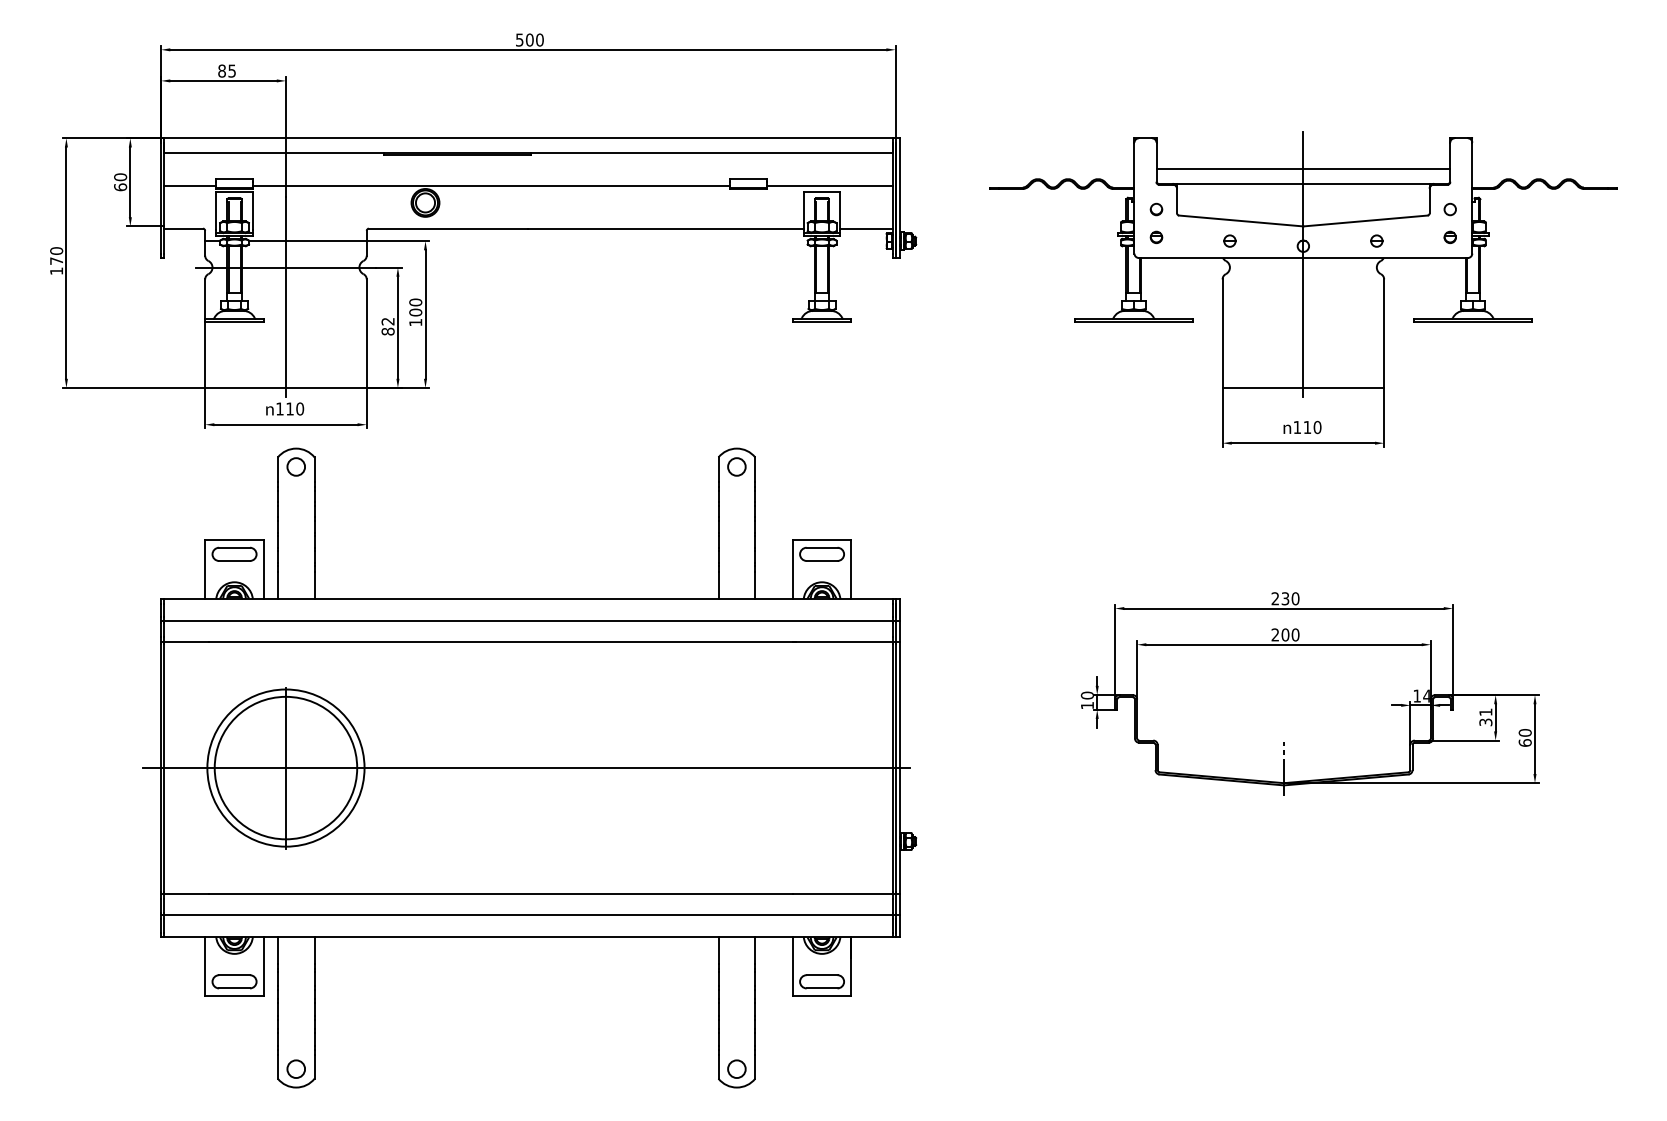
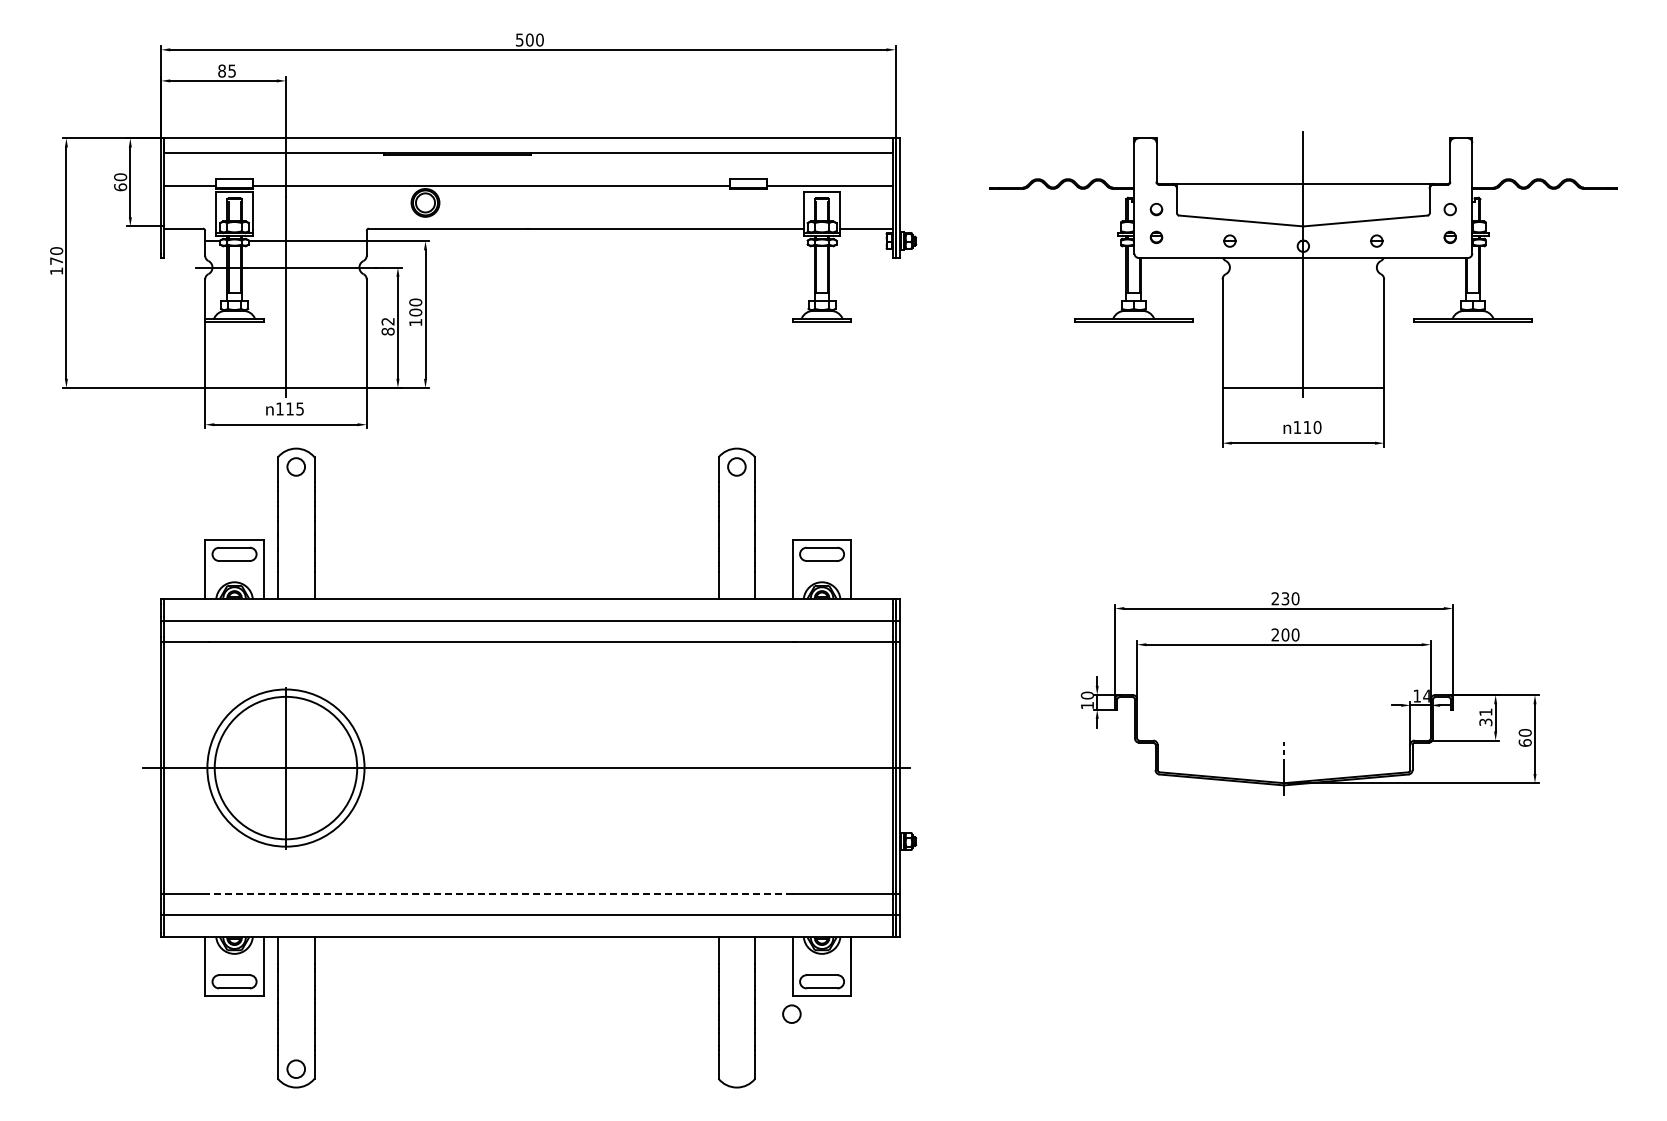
line: present -> none (1303, 169)
text: 110 -> 115 (300, 408)
line: solid -> dashed (500, 894)
circle position: (736, 1068) -> (791, 1013) (791, 1013)
